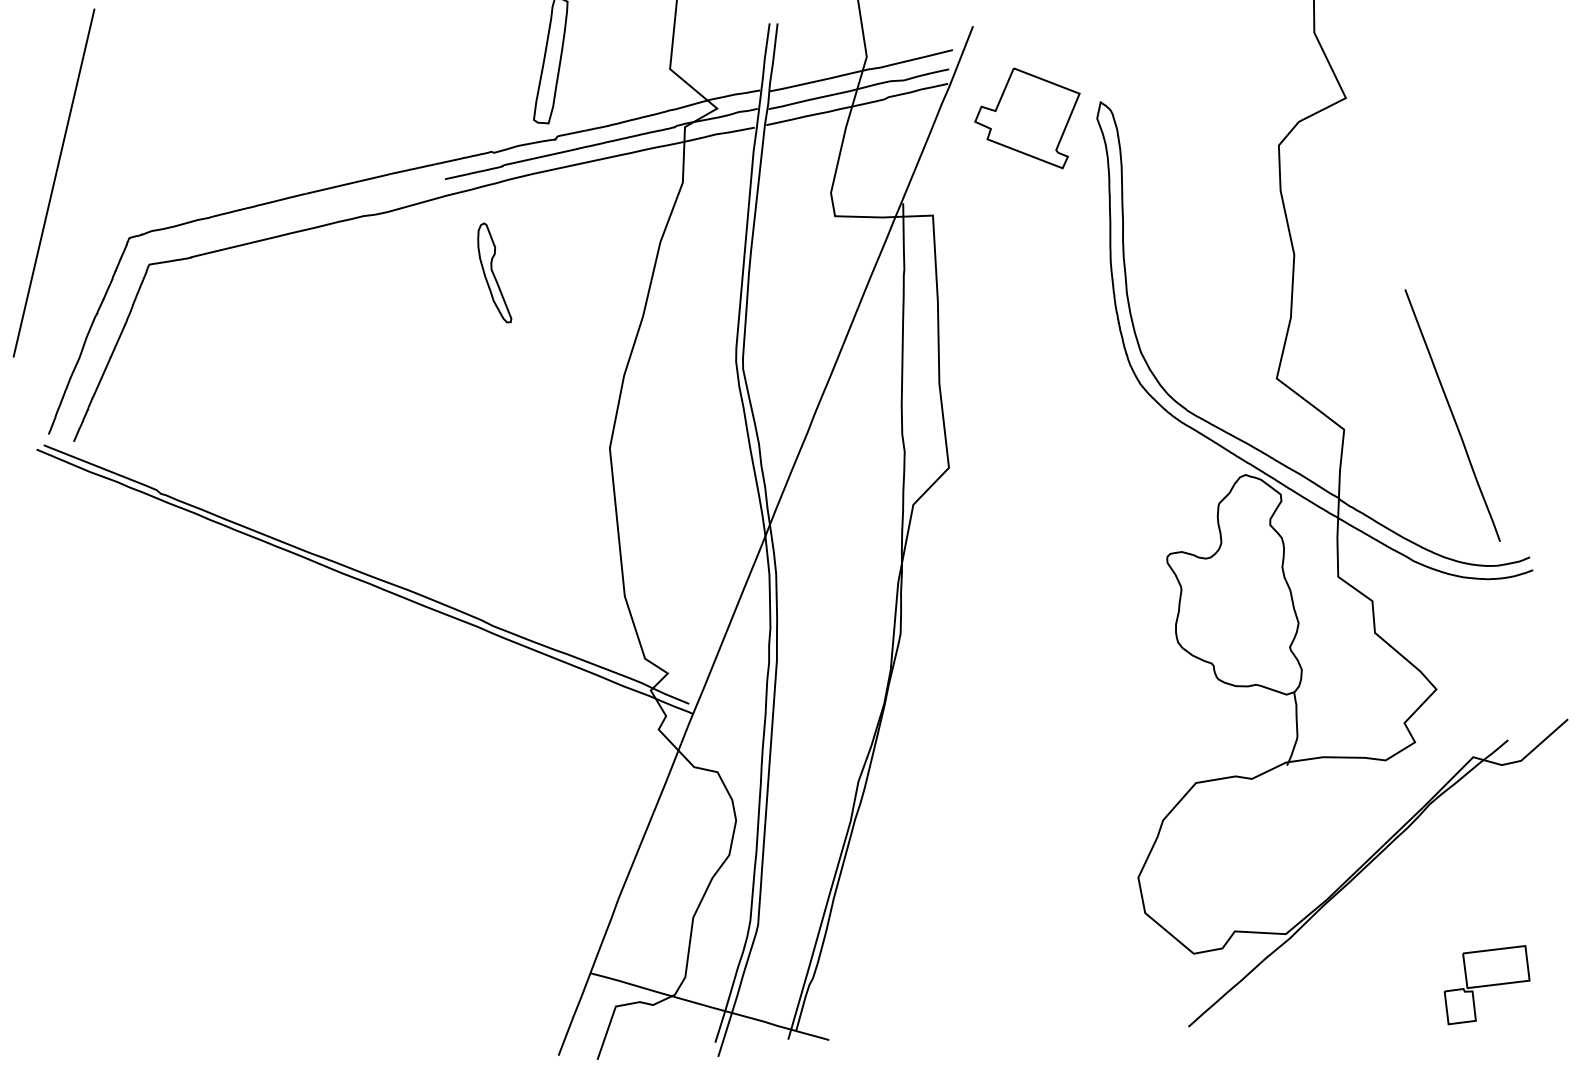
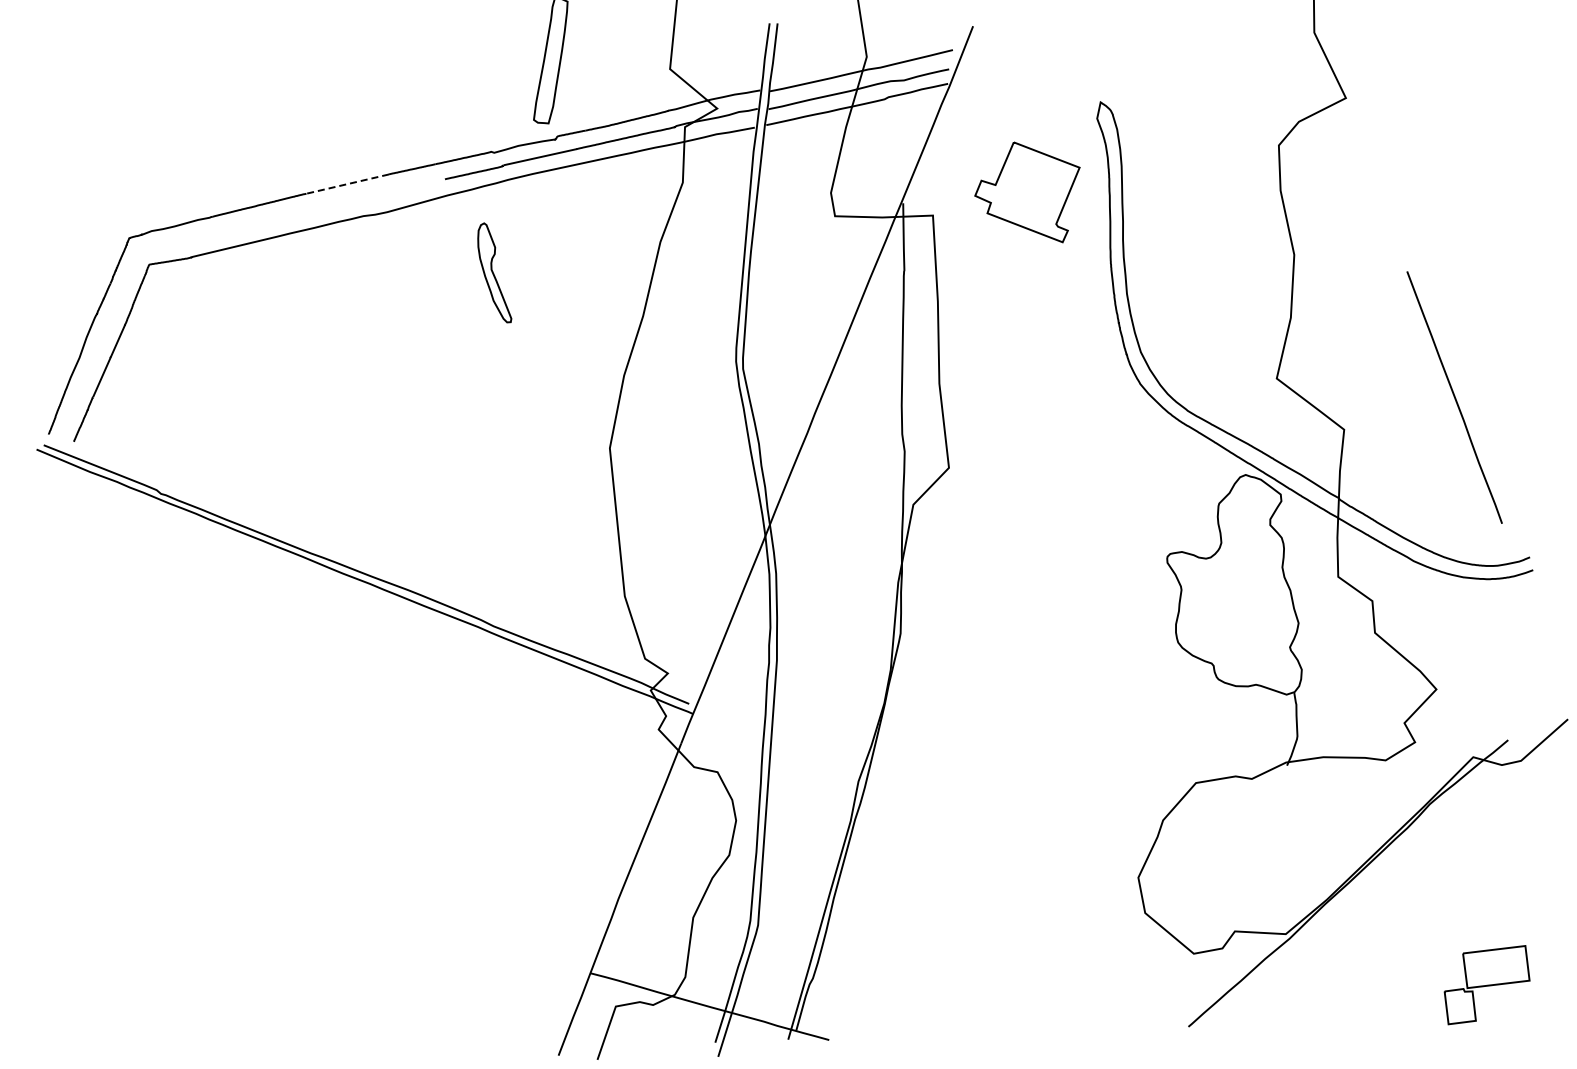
part position: (1027, 118) -> (1027, 192) (1027, 192)
line: present -> none (53, 182)
line: solid -> dashed (347, 184)
line position: (1452, 415) -> (1454, 397) (1454, 397)
